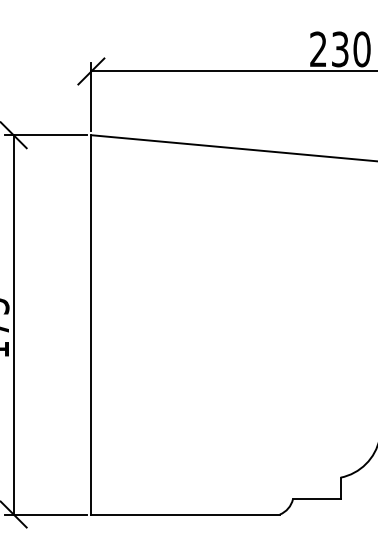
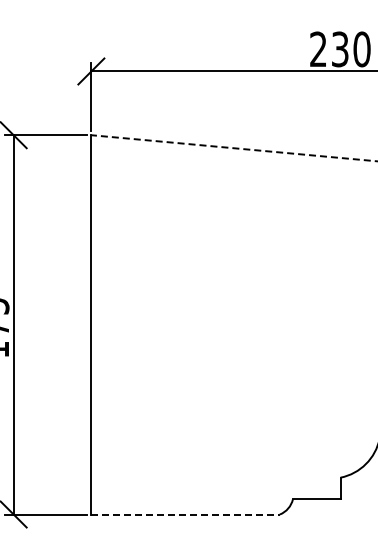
line: solid -> dashed (234, 148)
line: solid -> dashed (186, 514)
